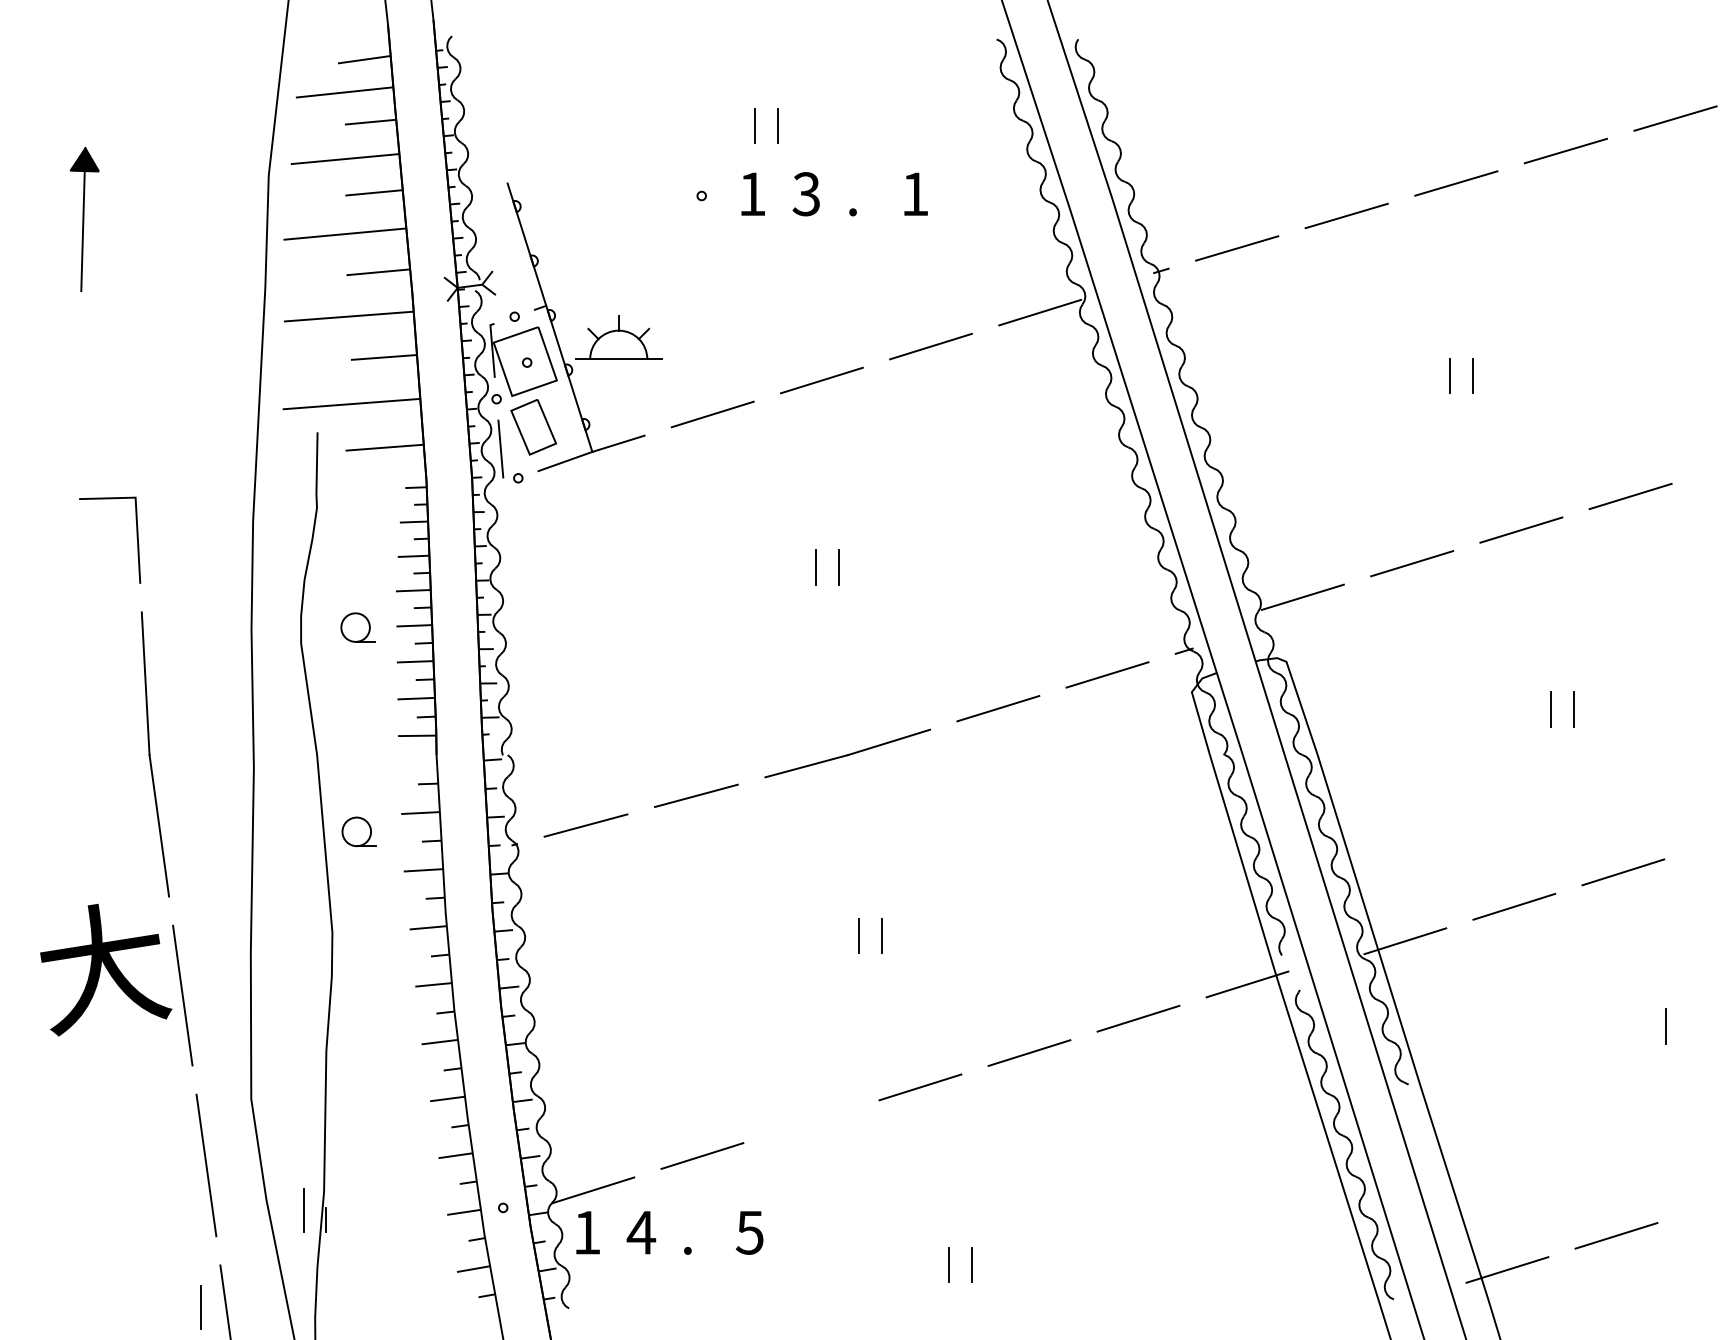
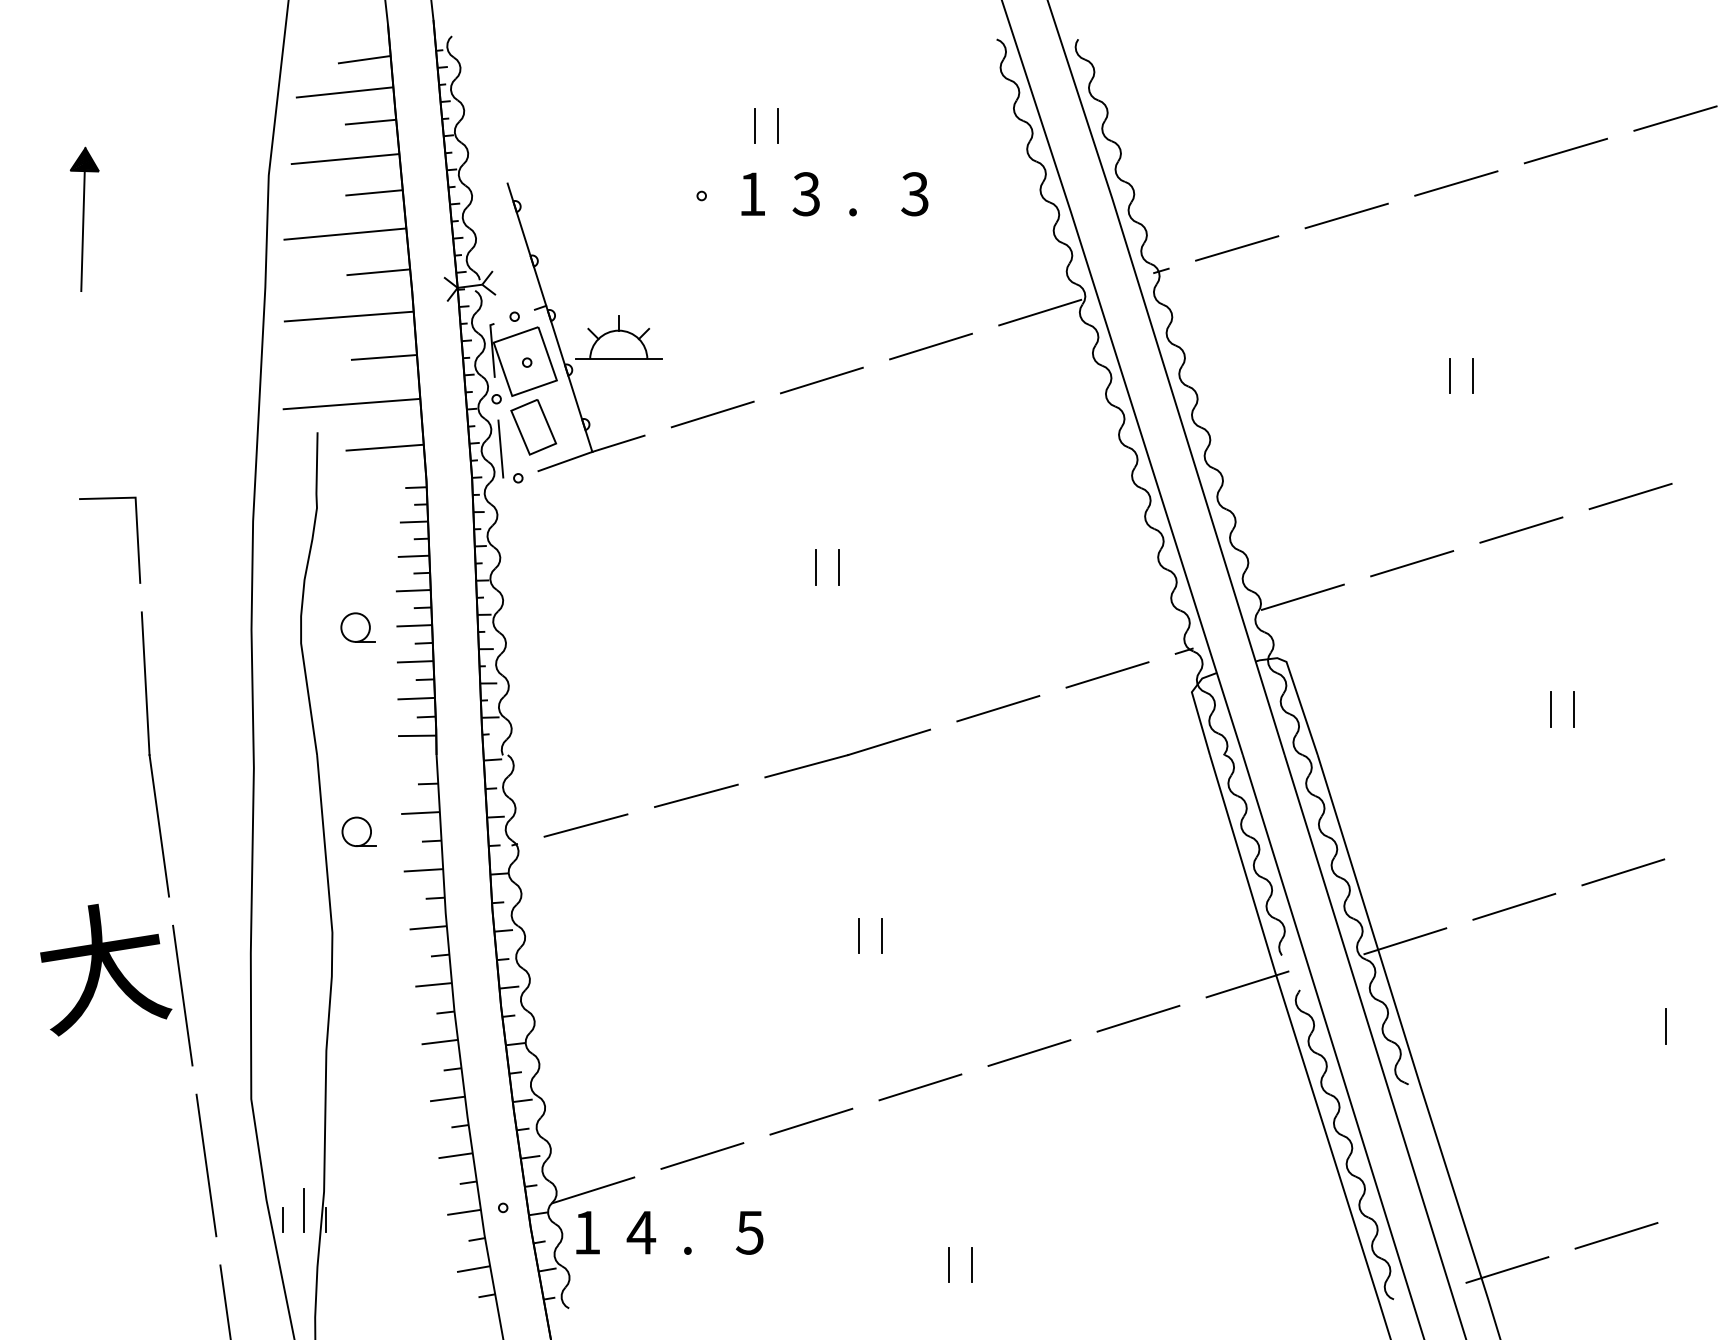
text: 1 -> 3 (914, 194)
line: none -> present (811, 1121)
line: none -> present (282, 1220)
line: present -> none (200, 1307)
